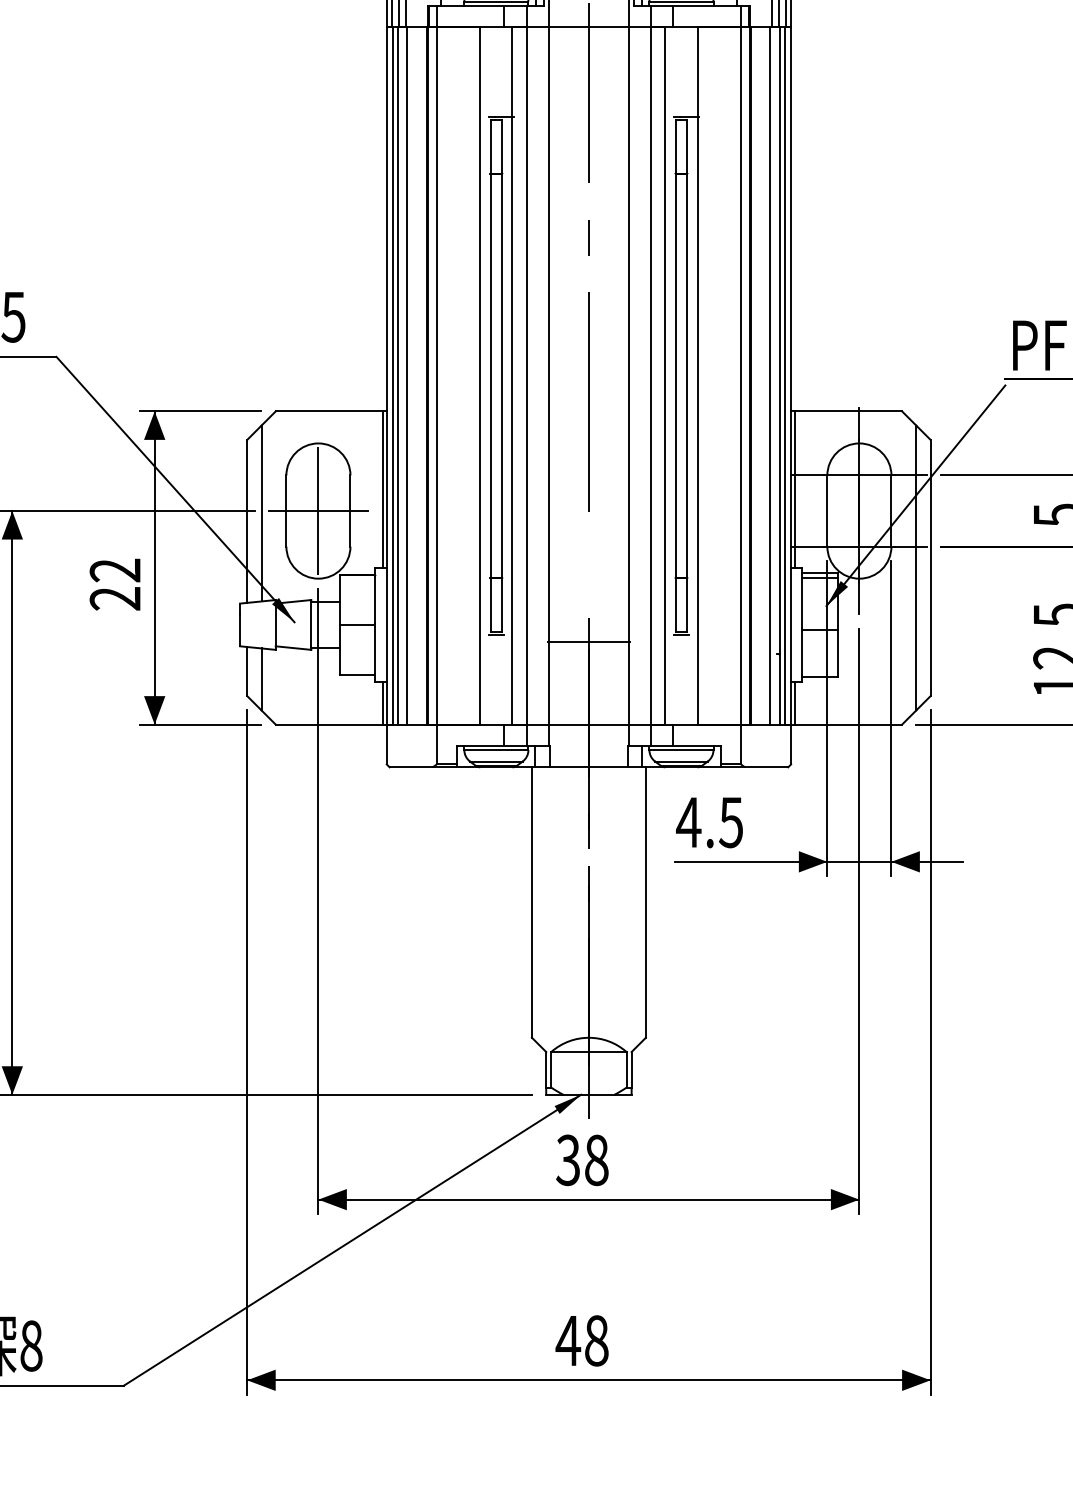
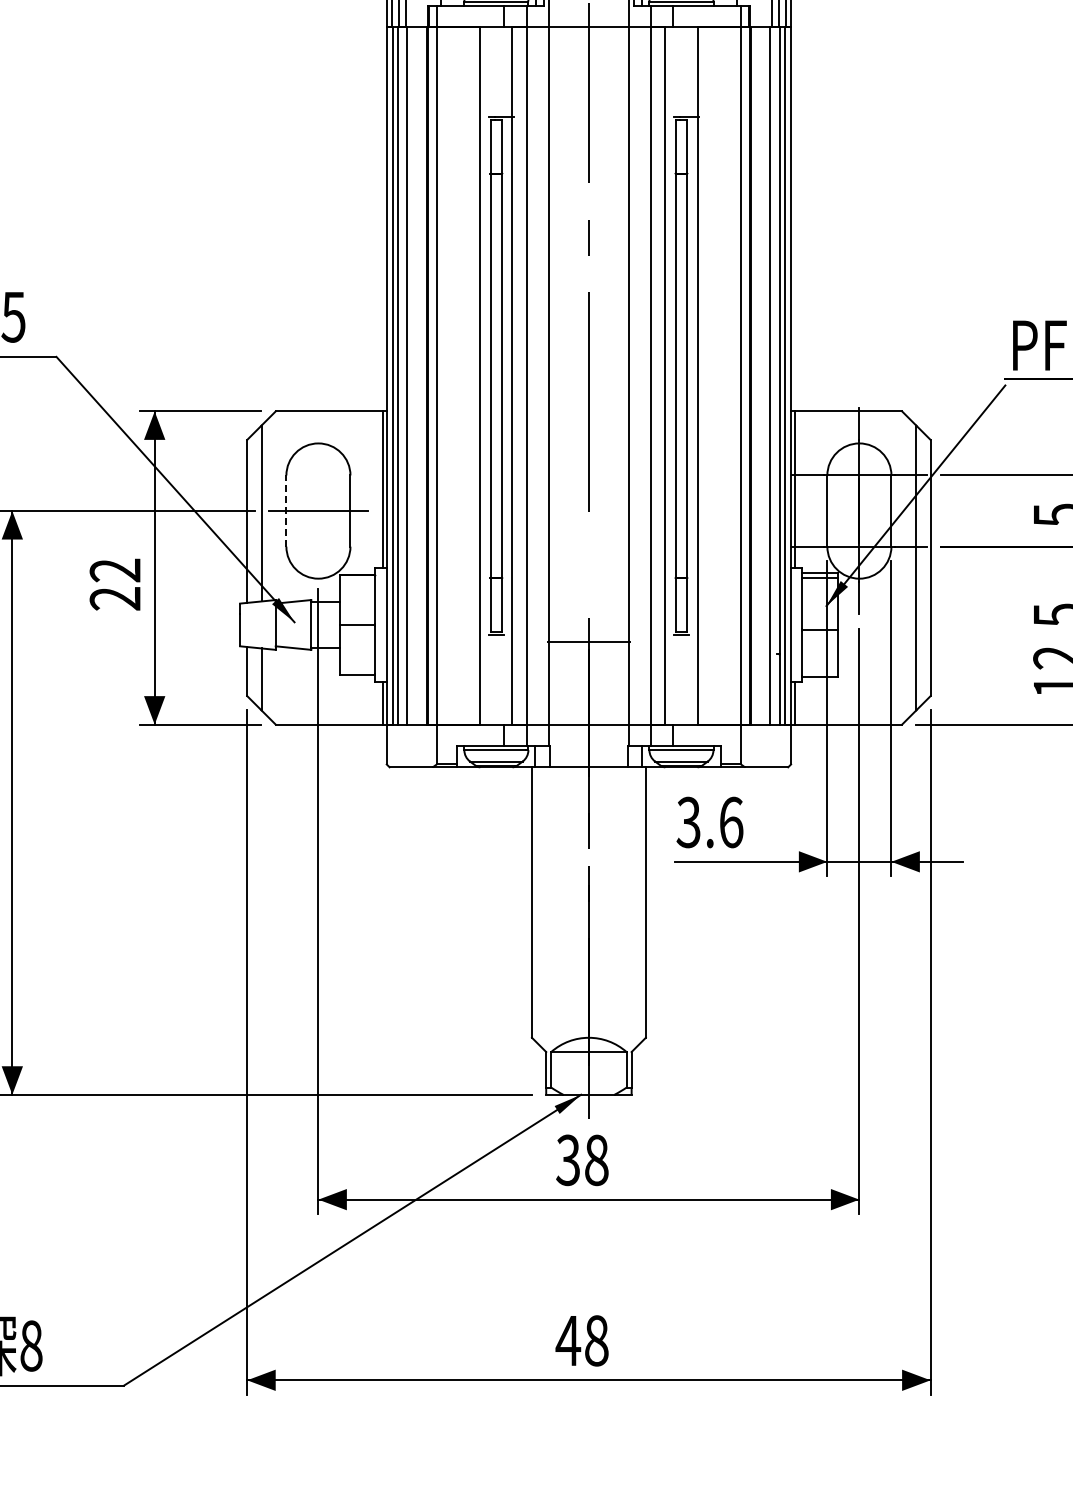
line: solid -> dashed (286, 511)
line: present -> none (318, 511)
text: 4.5 -> 3.6 (709, 822)
